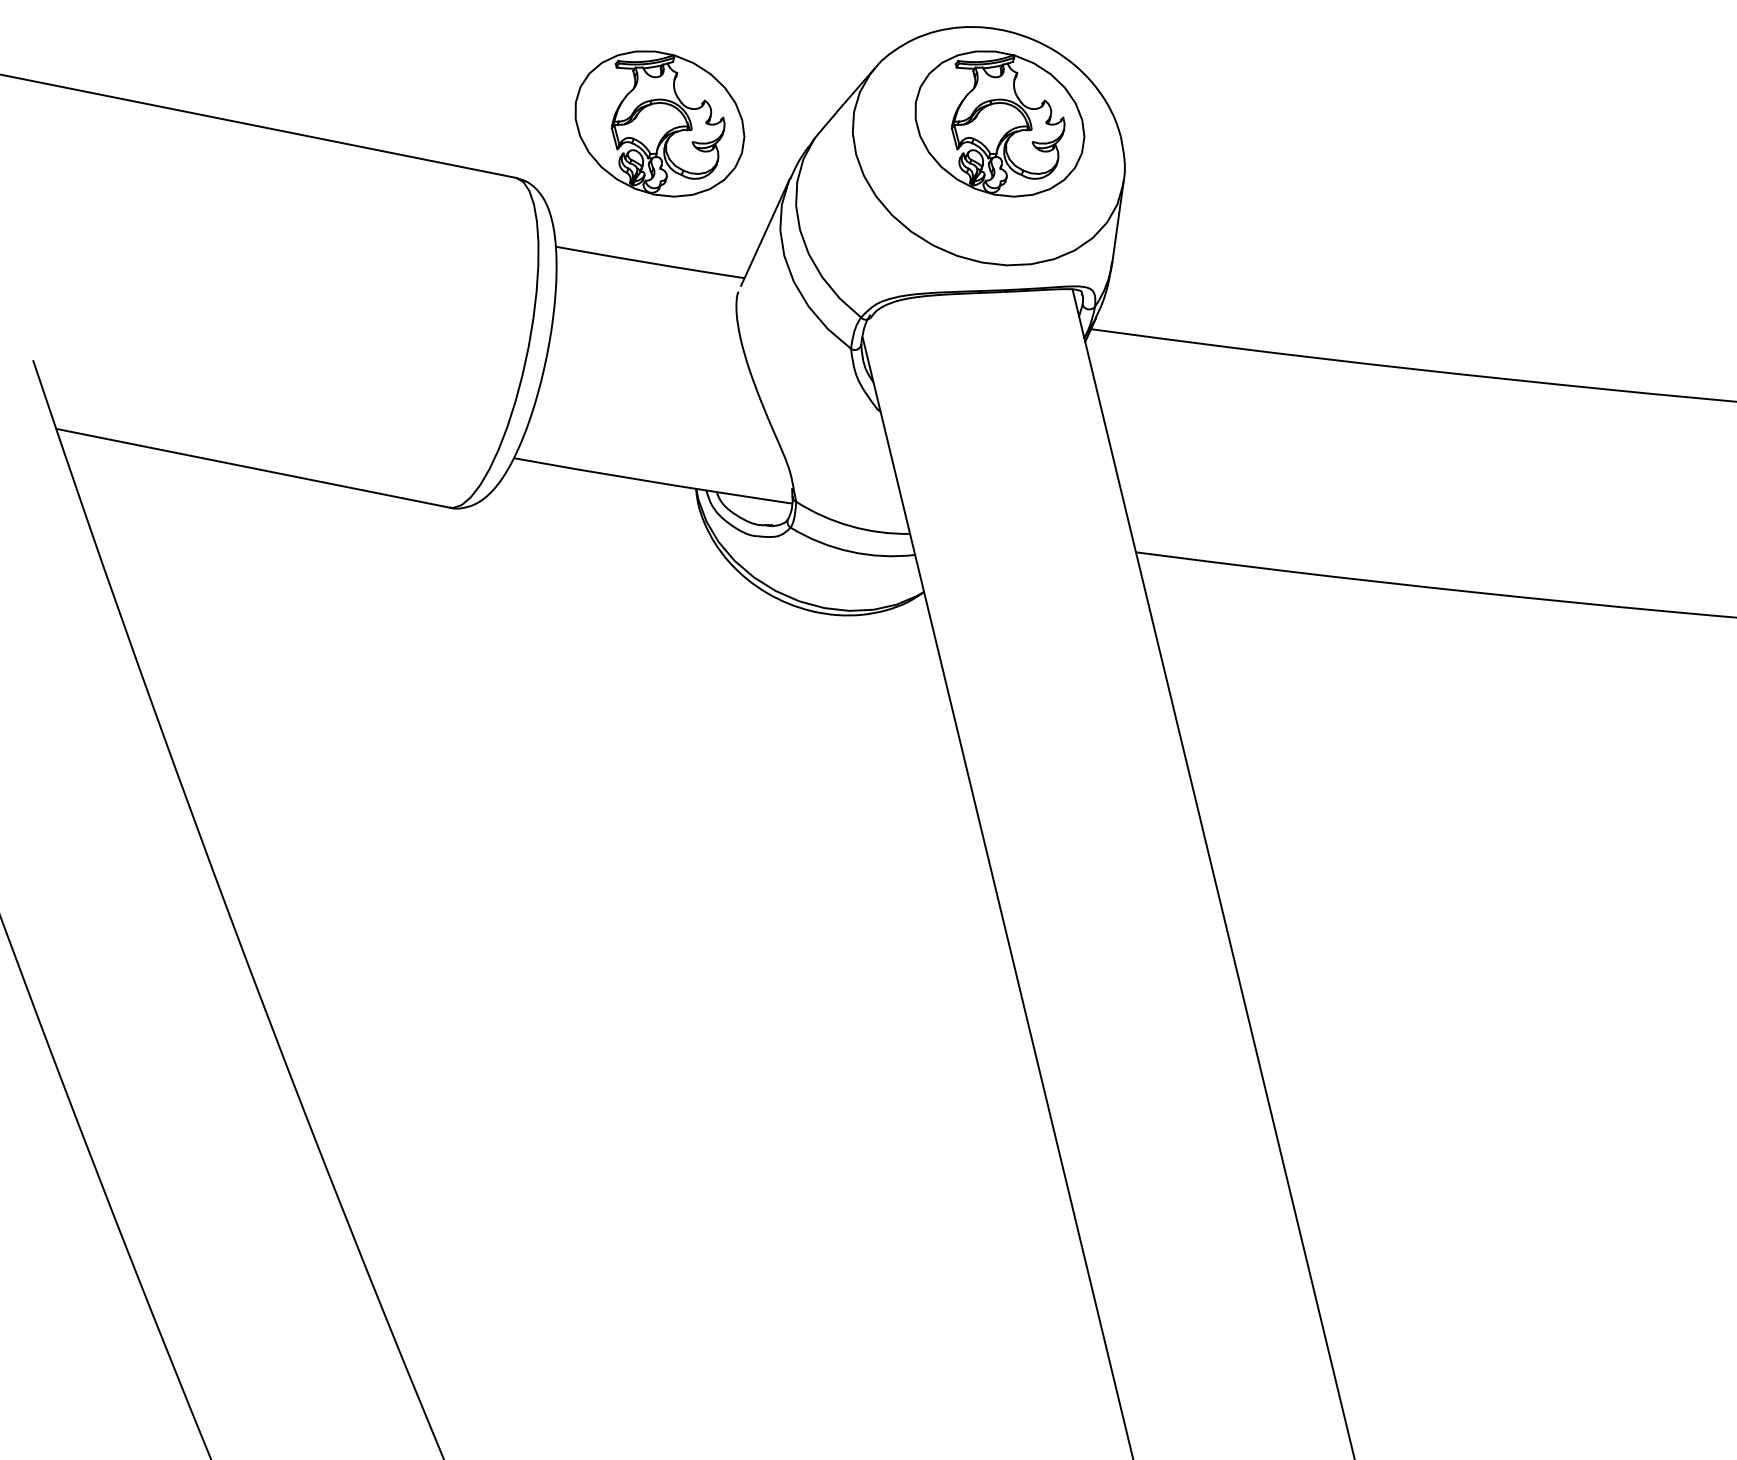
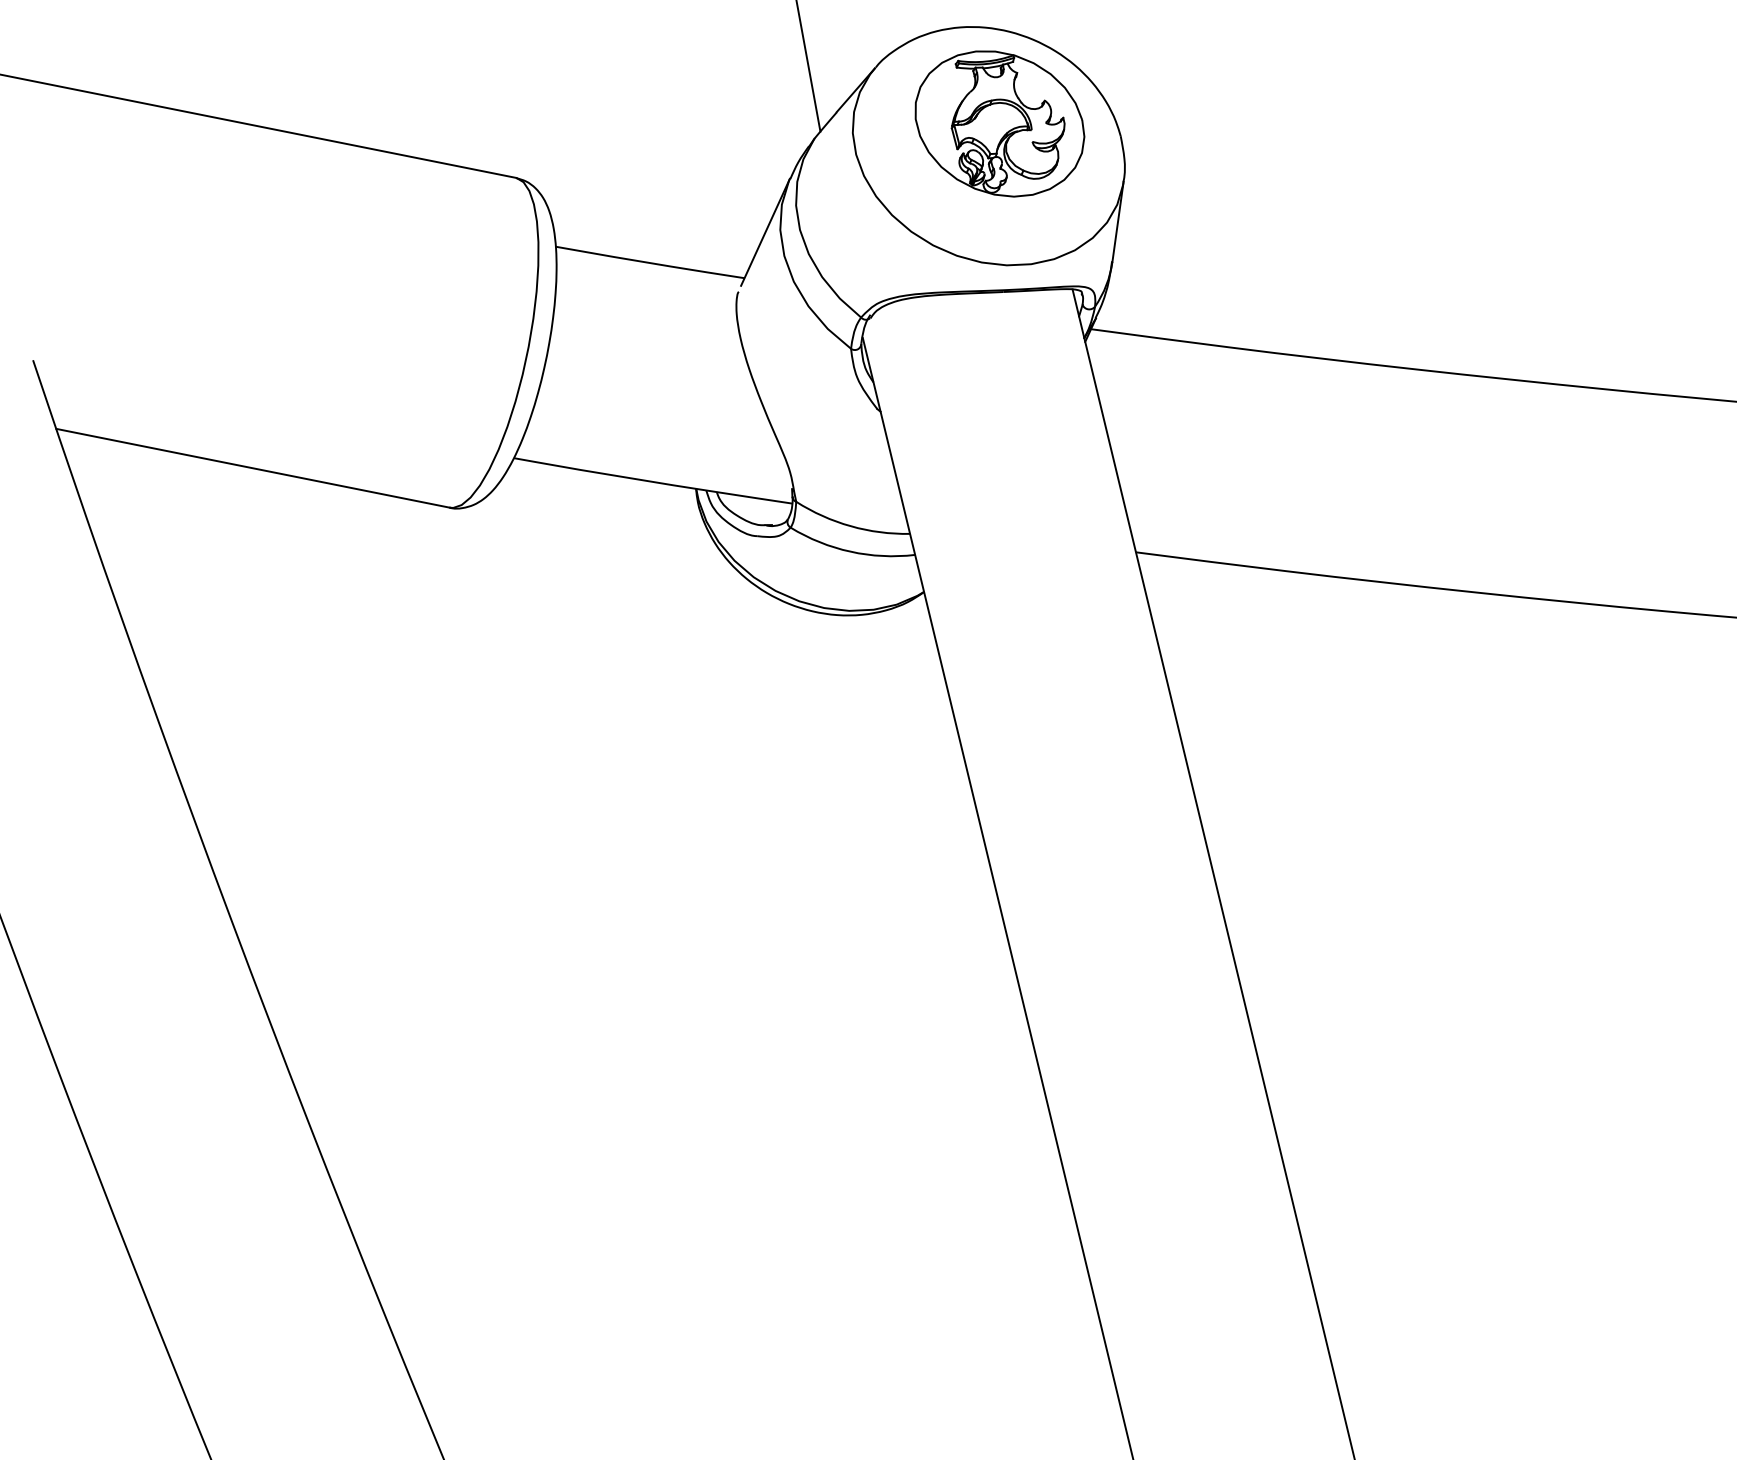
line: none -> present (808, 66)
part: present -> none (659, 123)
